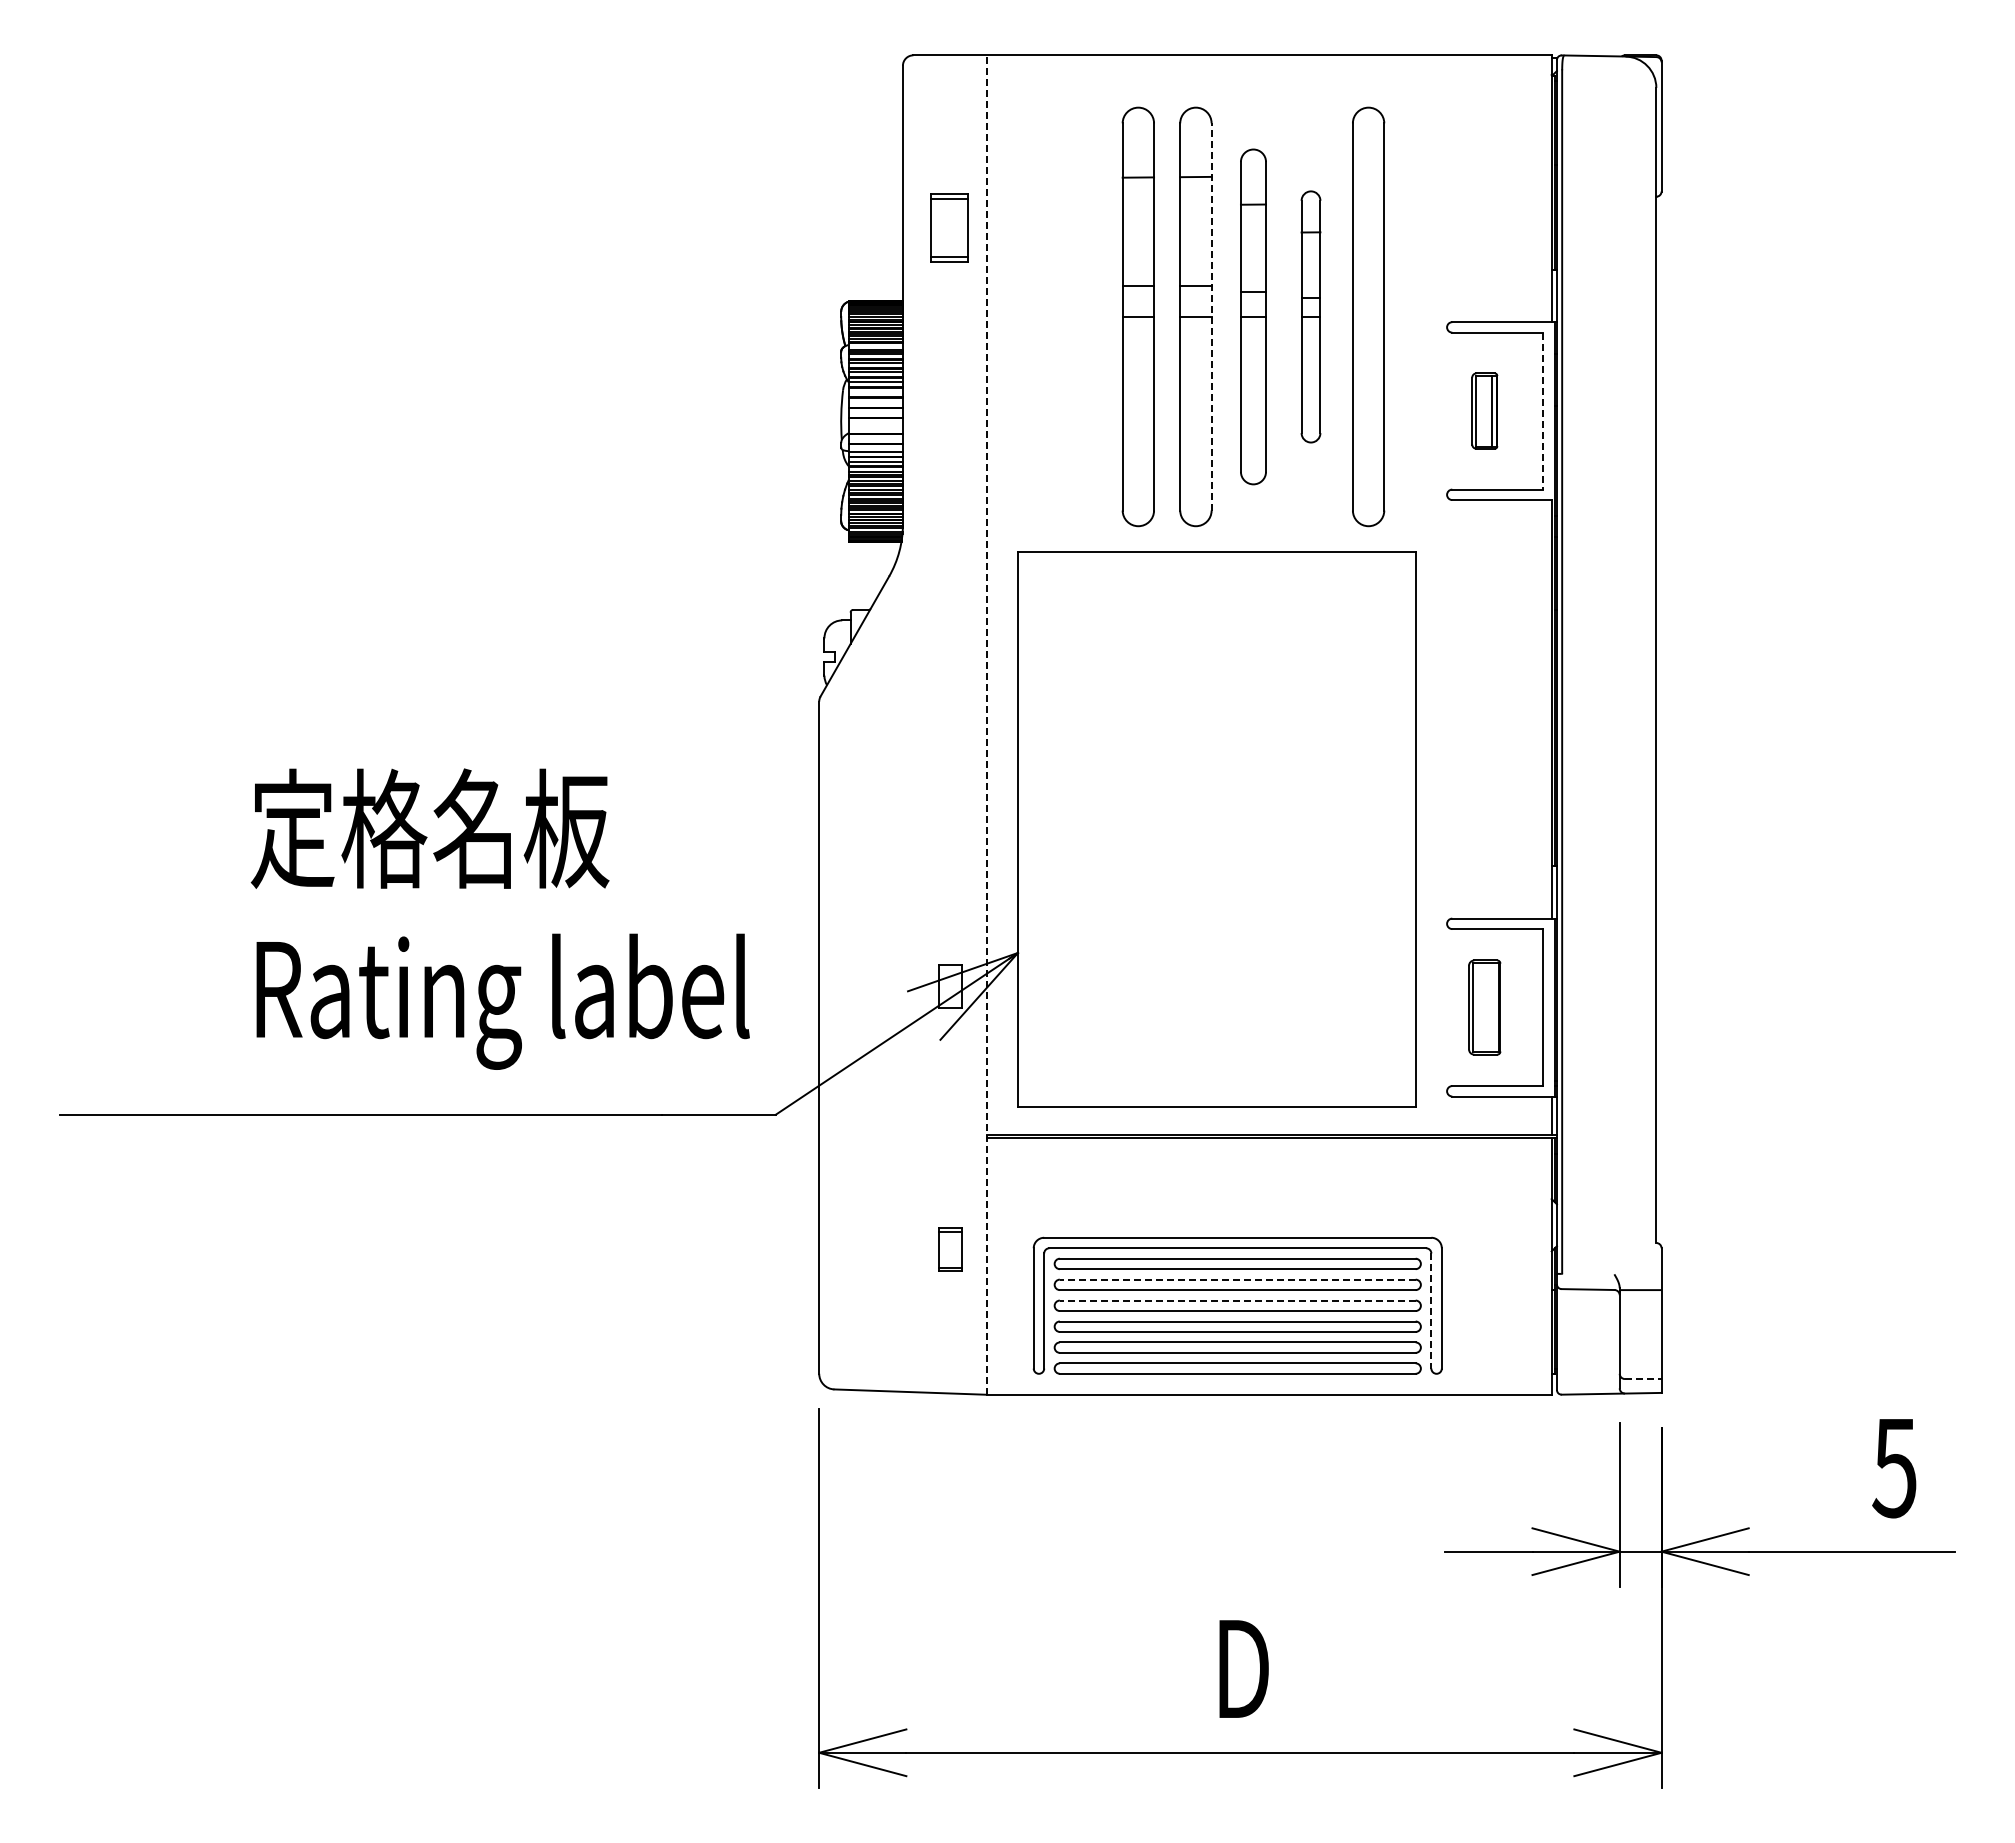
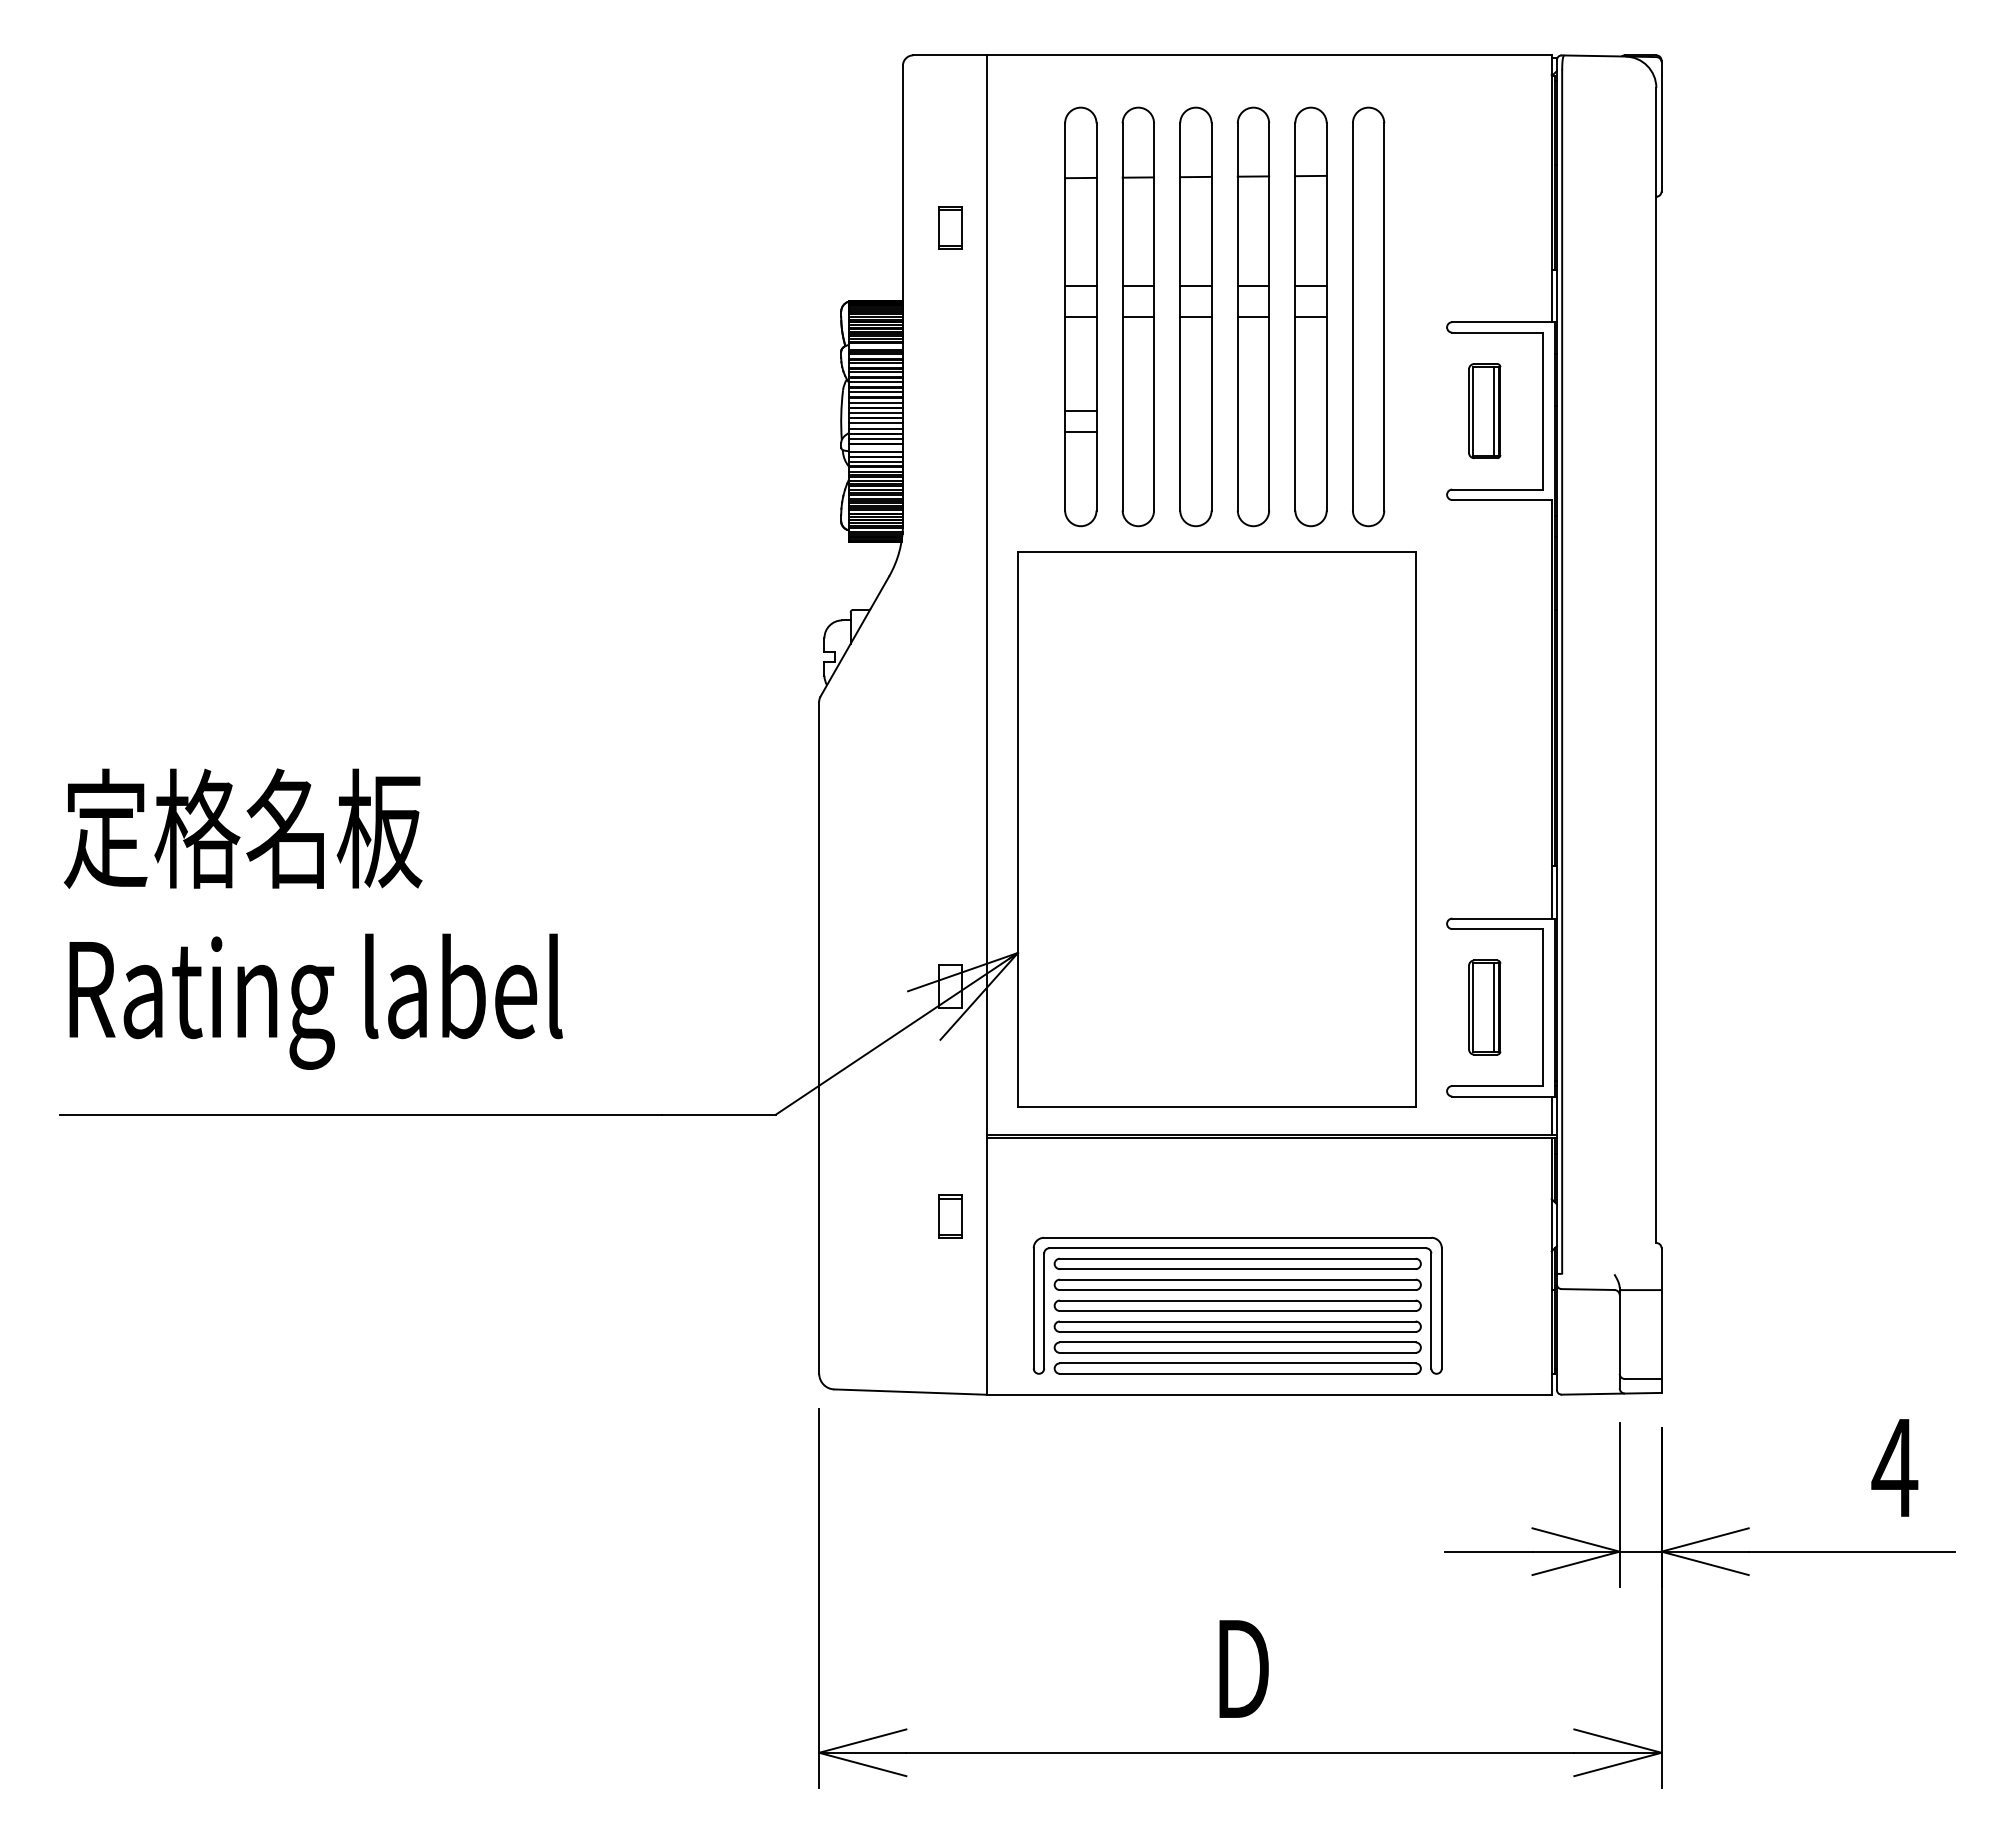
part size: 39x70 px -> 25x44 px (950, 227)
part: none -> present (1080, 316)
line: dashed -> solid (1211, 316)
part size: 27x338 px -> 35x422 px (1253, 316)
part size: 22x254 px -> 34x422 px (1310, 316)
line: none -> present (875, 392)
line: none -> present (875, 402)
part size: 28x78 px -> 34x96 px (1484, 410)
line: dashed -> solid (1543, 411)
line: none -> present (875, 412)
line: none -> present (875, 423)
line: none -> present (875, 428)
line: none -> present (875, 439)
line: dashed -> solid (986, 725)
text position: (499, 918) -> (312, 918) (312, 918)
line: none -> present (1494, 1007)
part position: (950, 1249) -> (950, 1216) (950, 1216)
line: dashed -> solid (1237, 1279)
line: dashed -> solid (1237, 1300)
line: dashed -> solid (1431, 1311)
line: dashed -> solid (1643, 1379)
text: 5 -> 4 (1894, 1468)
